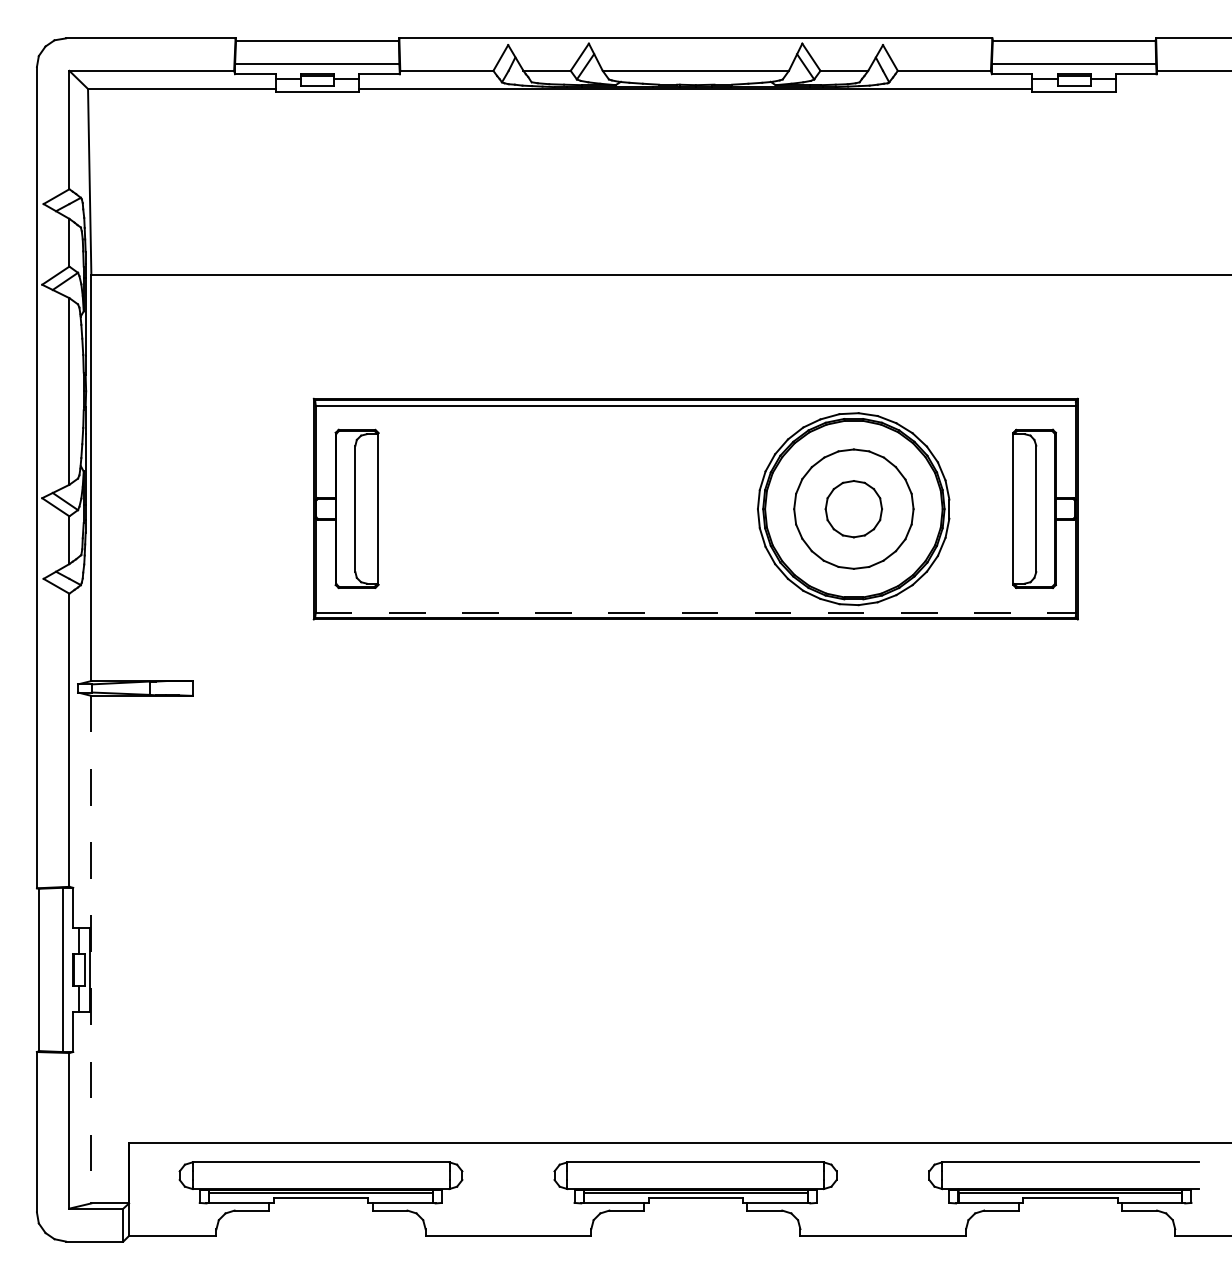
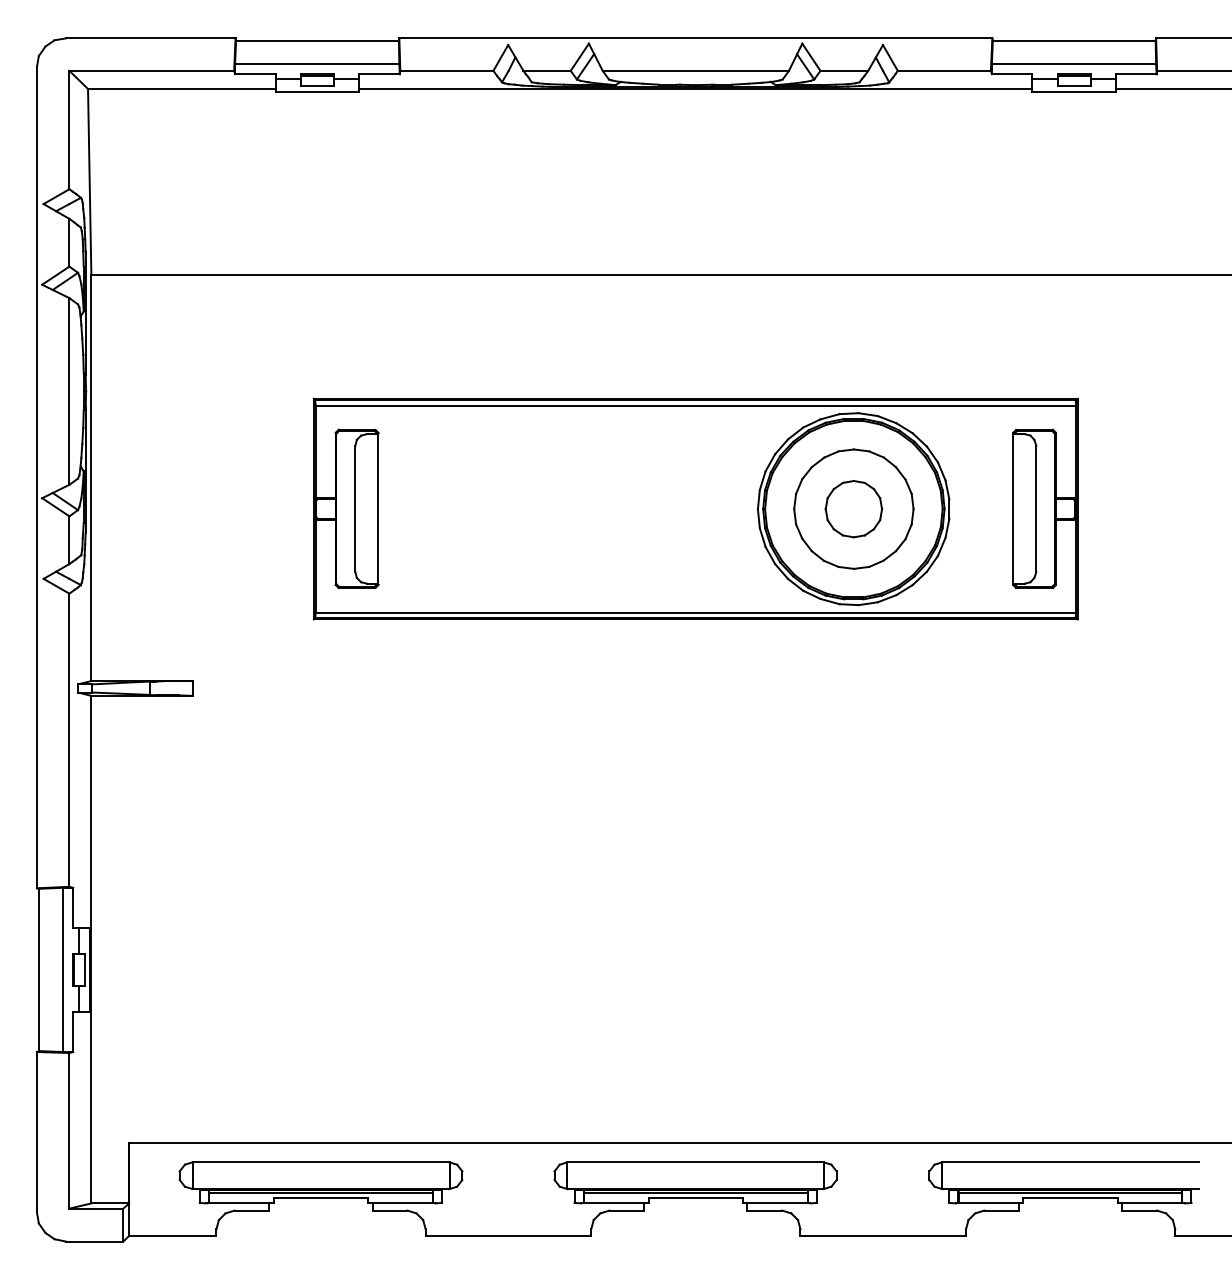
line: none -> present (1172, 89)
line: dashed -> solid (696, 612)
line: dashed -> solid (91, 949)
